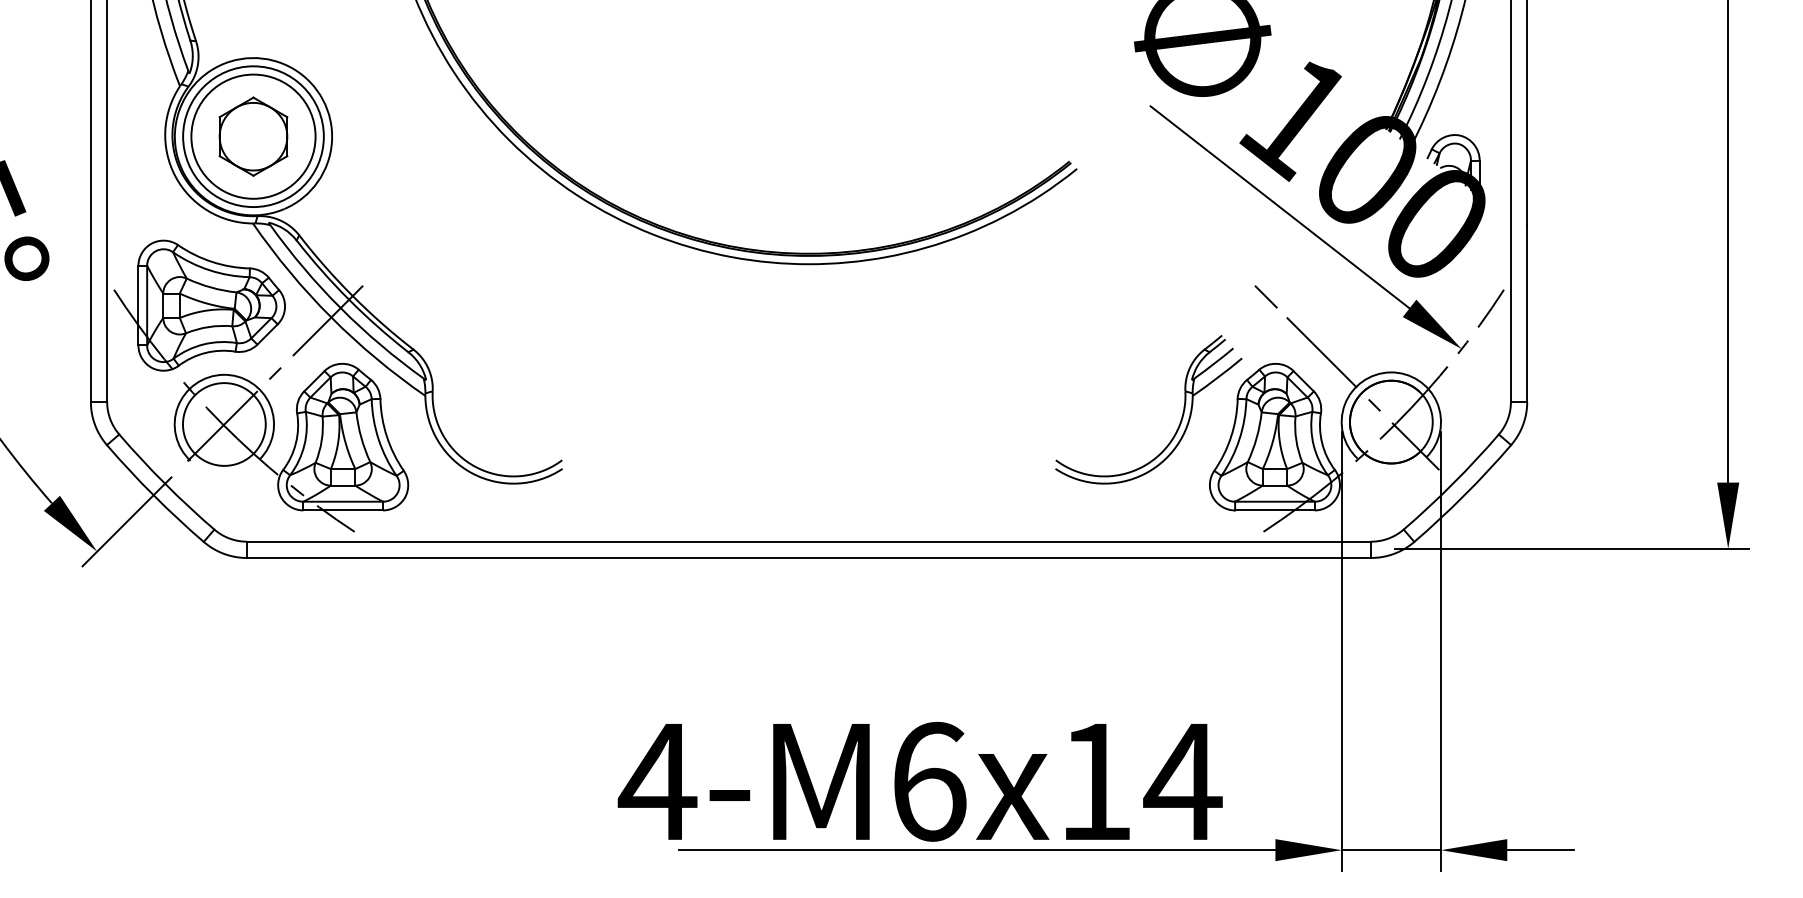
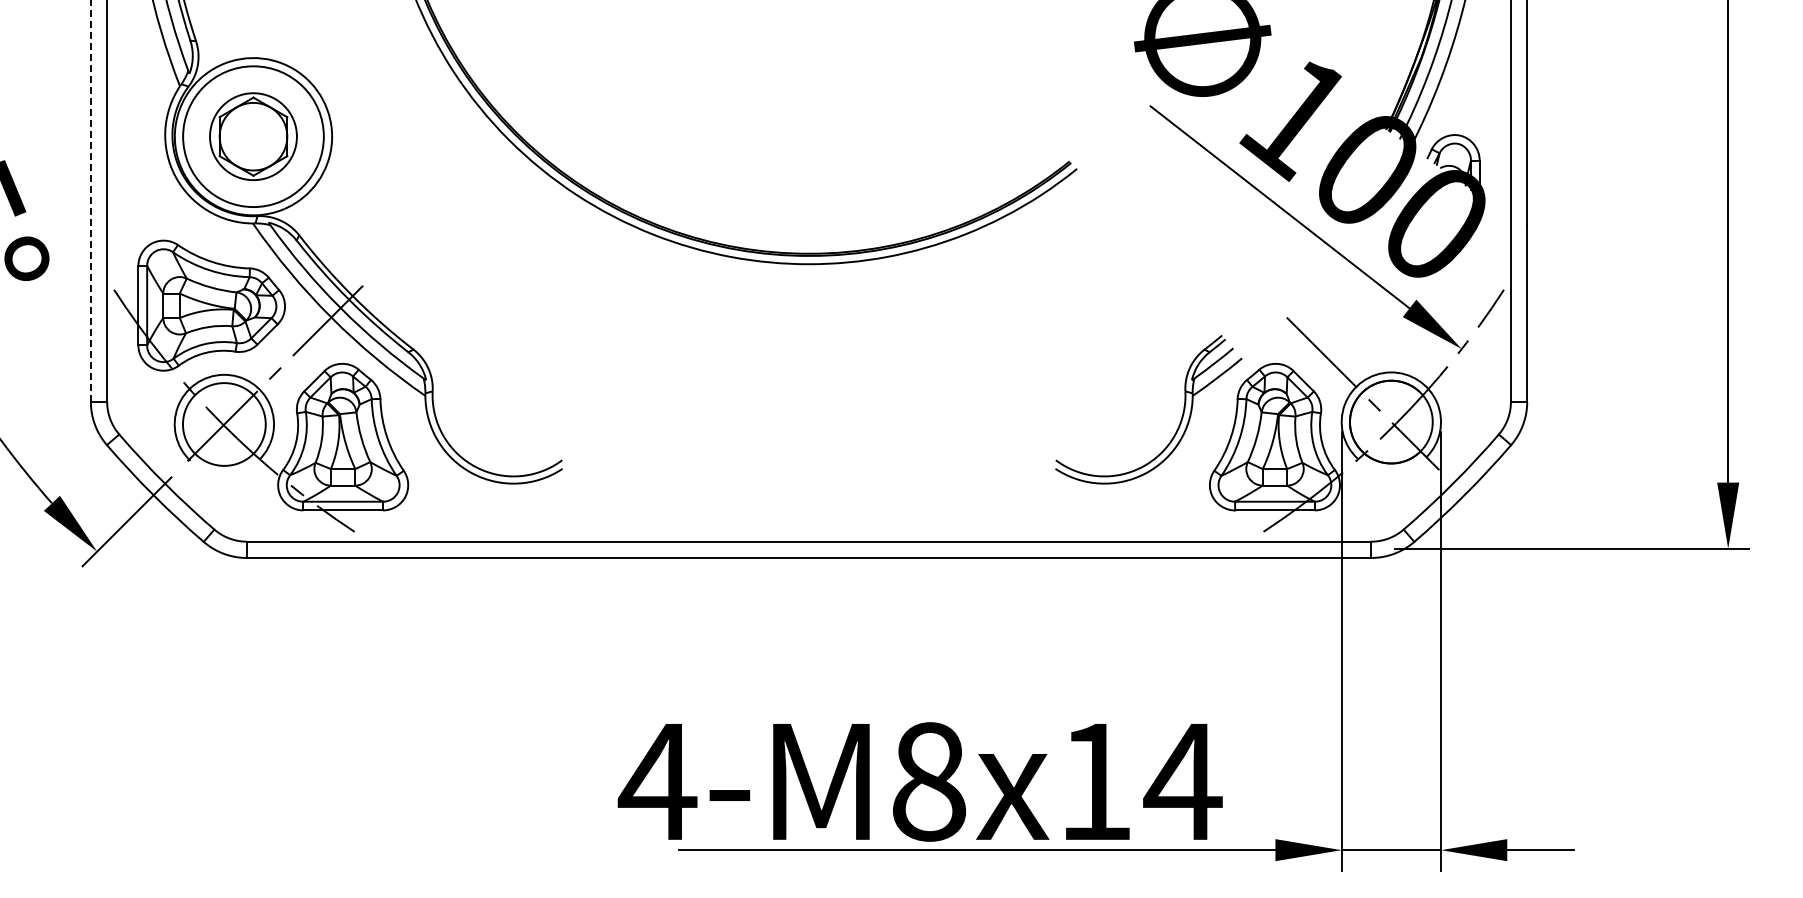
circle diameter: 124 px -> 87 px (253, 136)
line: solid -> dashed (90, 200)
line: present -> none (1265, 296)
text: 4-M6x14 -> 4-M8x14 (929, 781)
